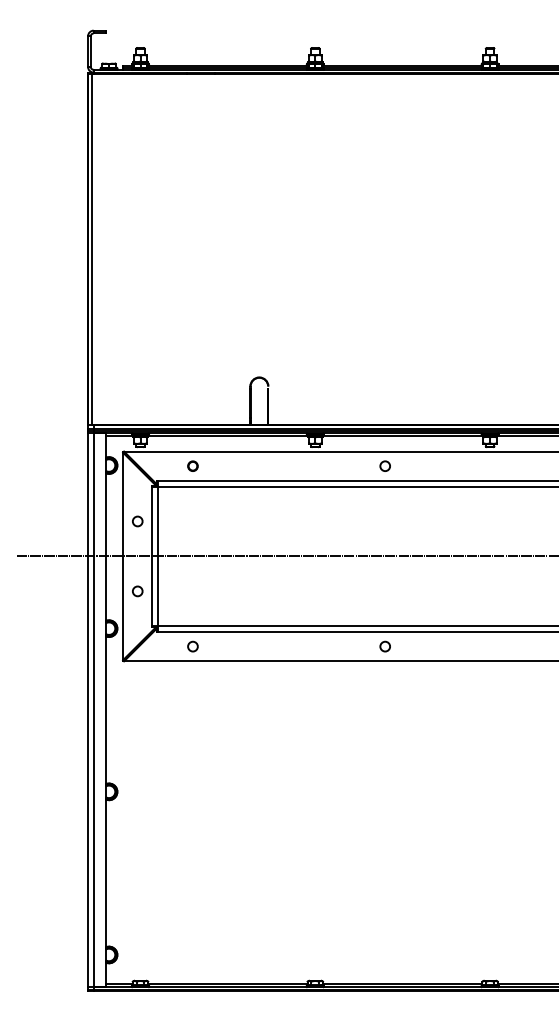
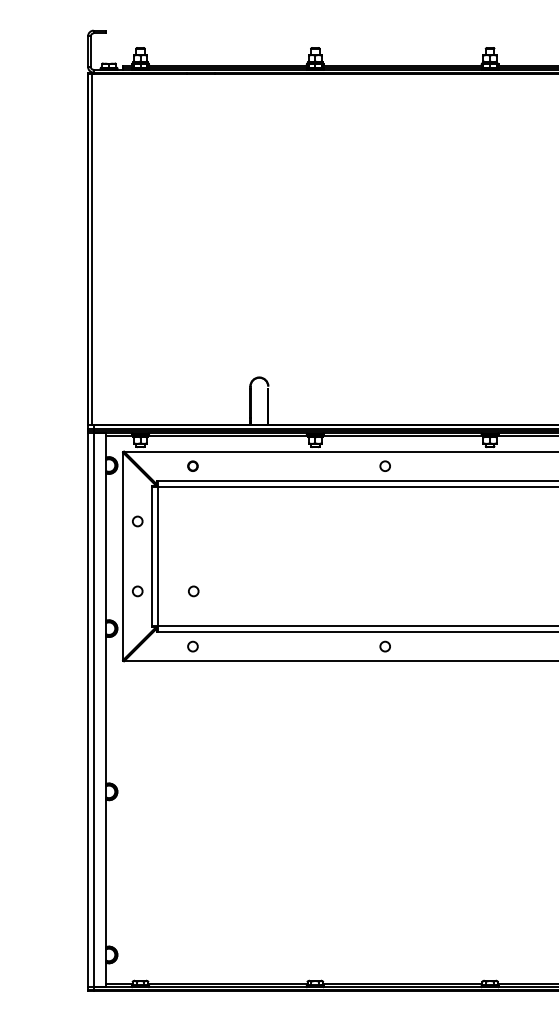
line: present -> none (285, 556)
circle: none -> present (193, 591)
